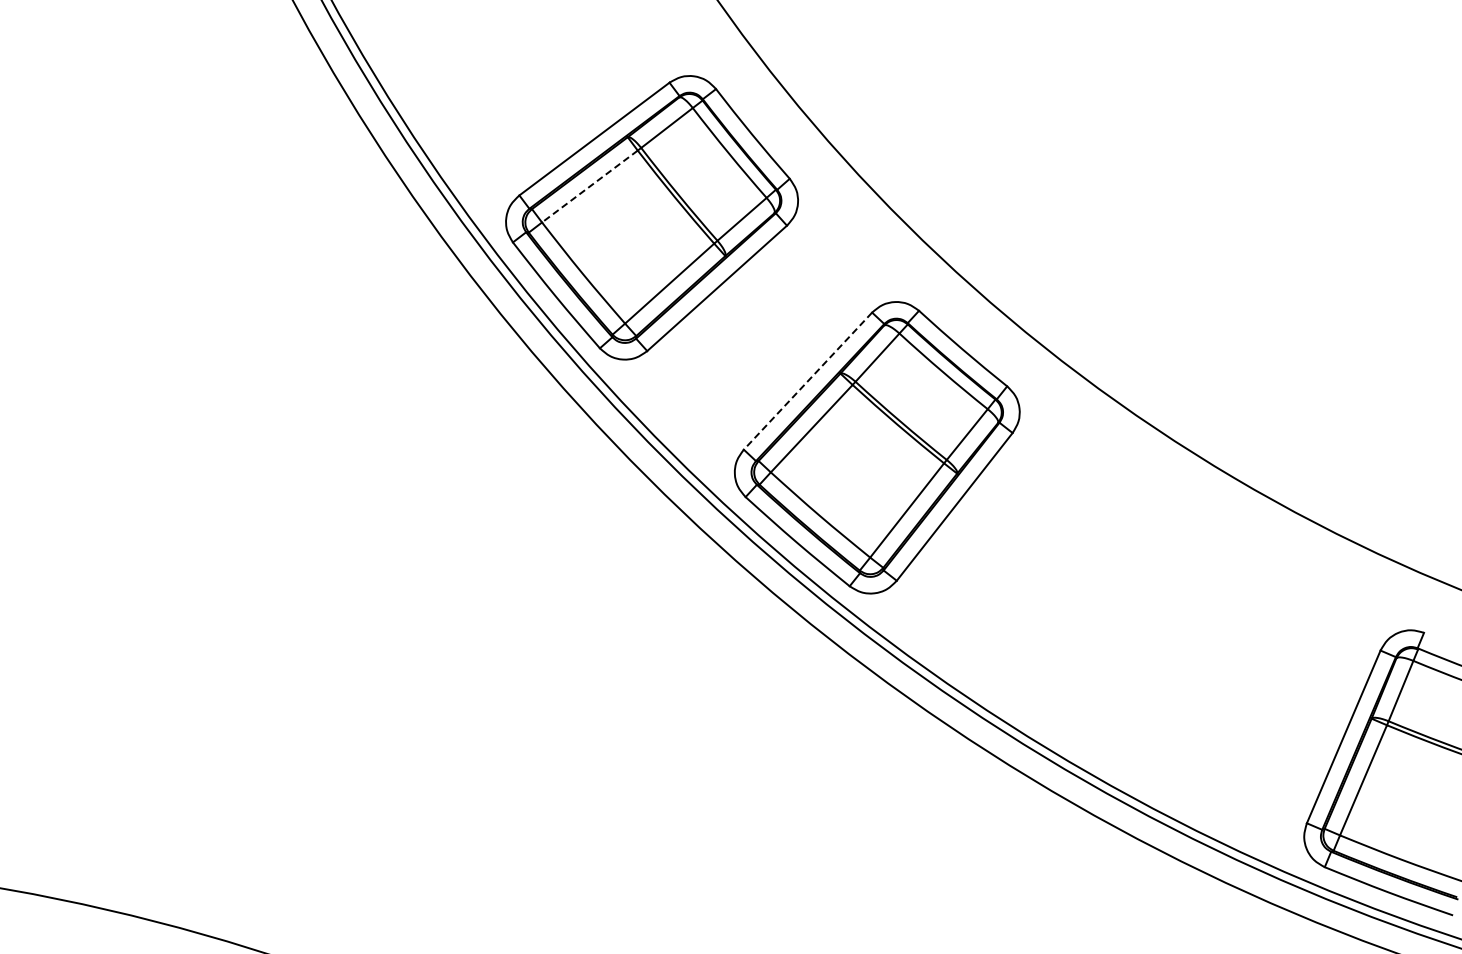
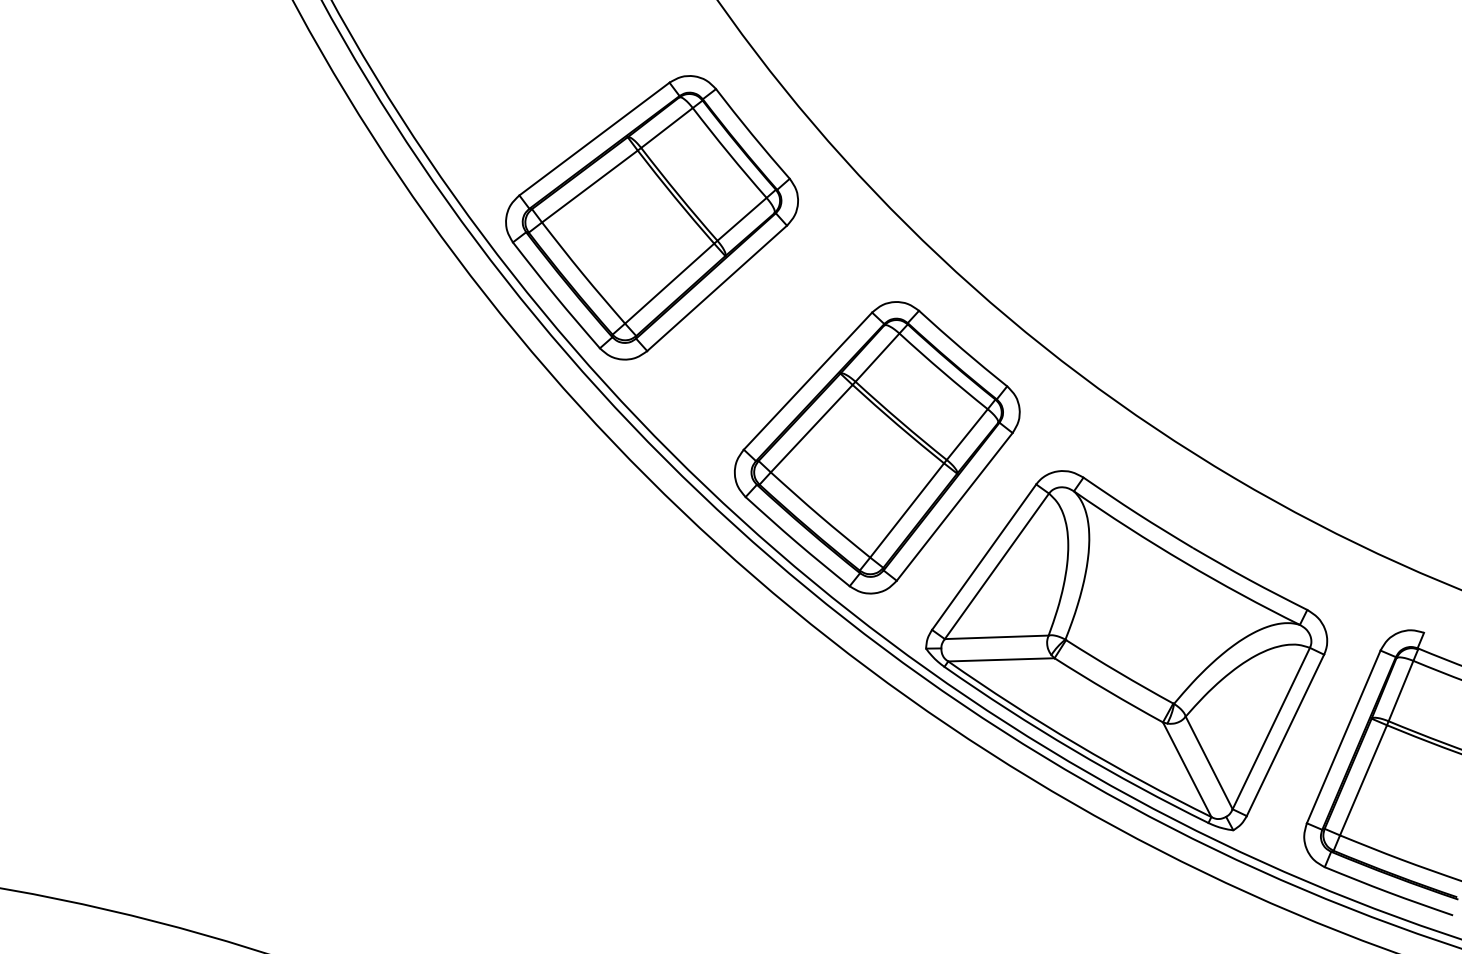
line: dashed -> solid (589, 186)
line: dashed -> solid (807, 381)
part: none -> present (1126, 650)
